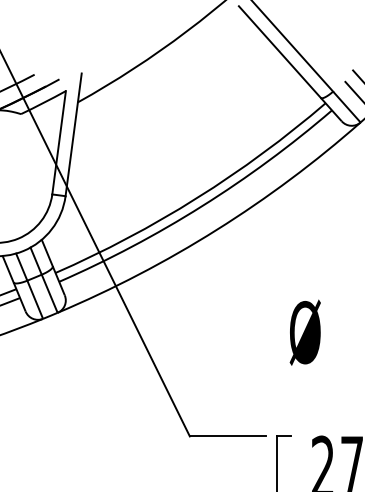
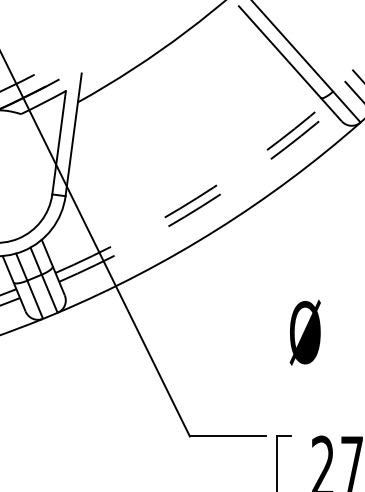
arc: solid -> dashed (196, 198)
arc: solid -> dashed (202, 206)
